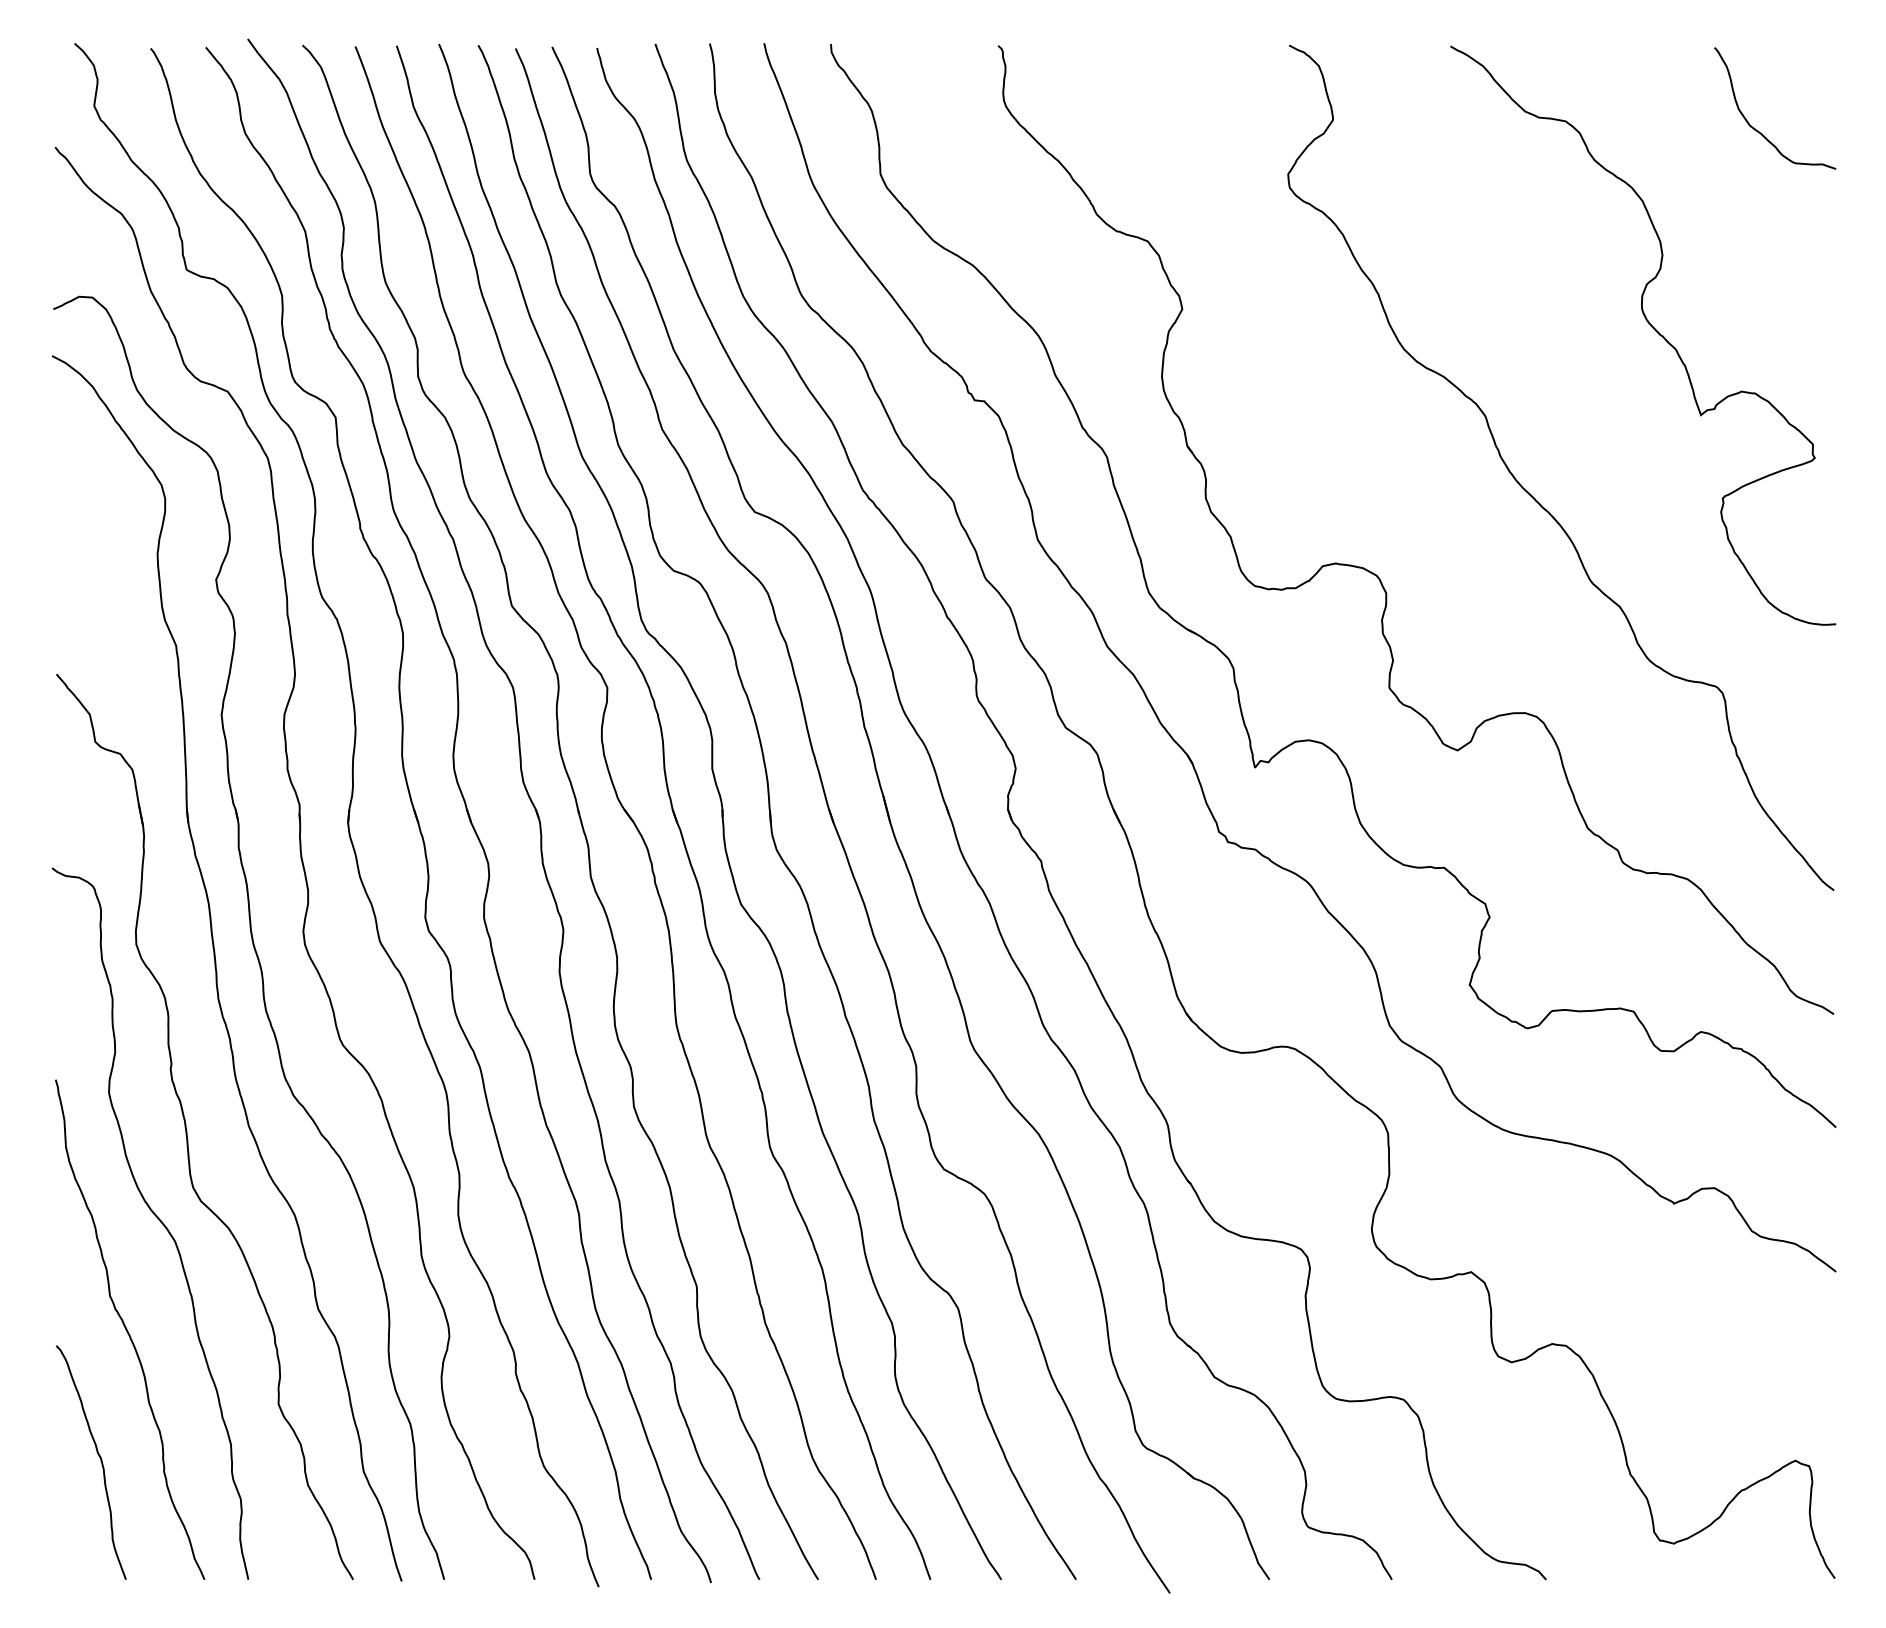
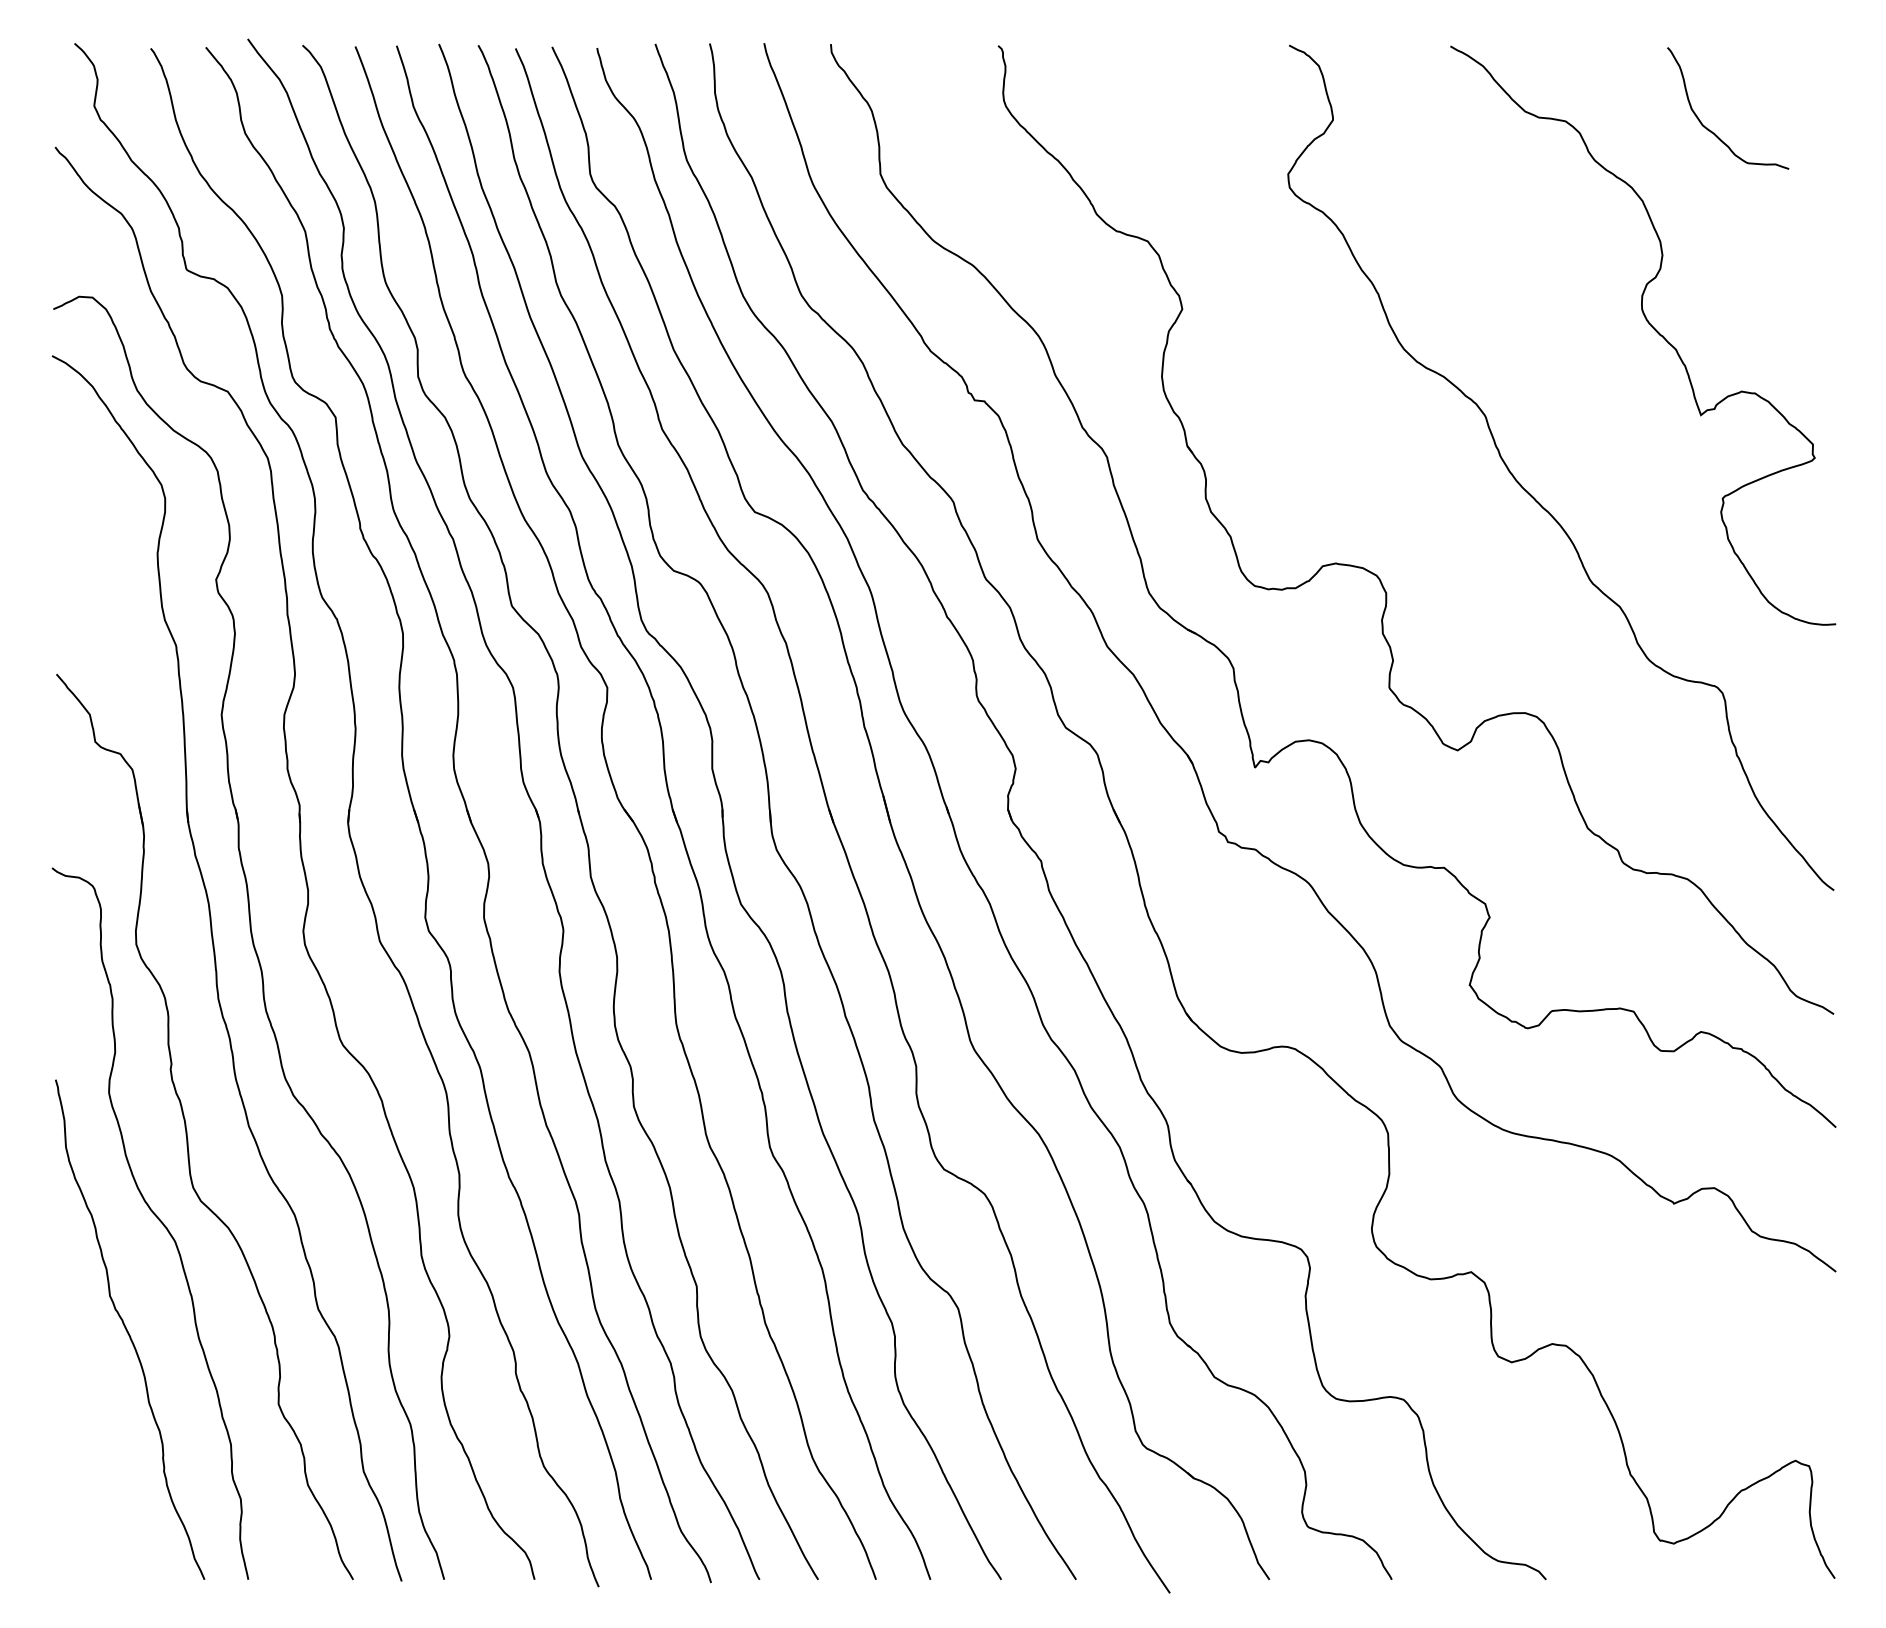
curve position: (1761, 132) -> (1714, 132) (1714, 132)
curve: present -> none (98, 1456)
